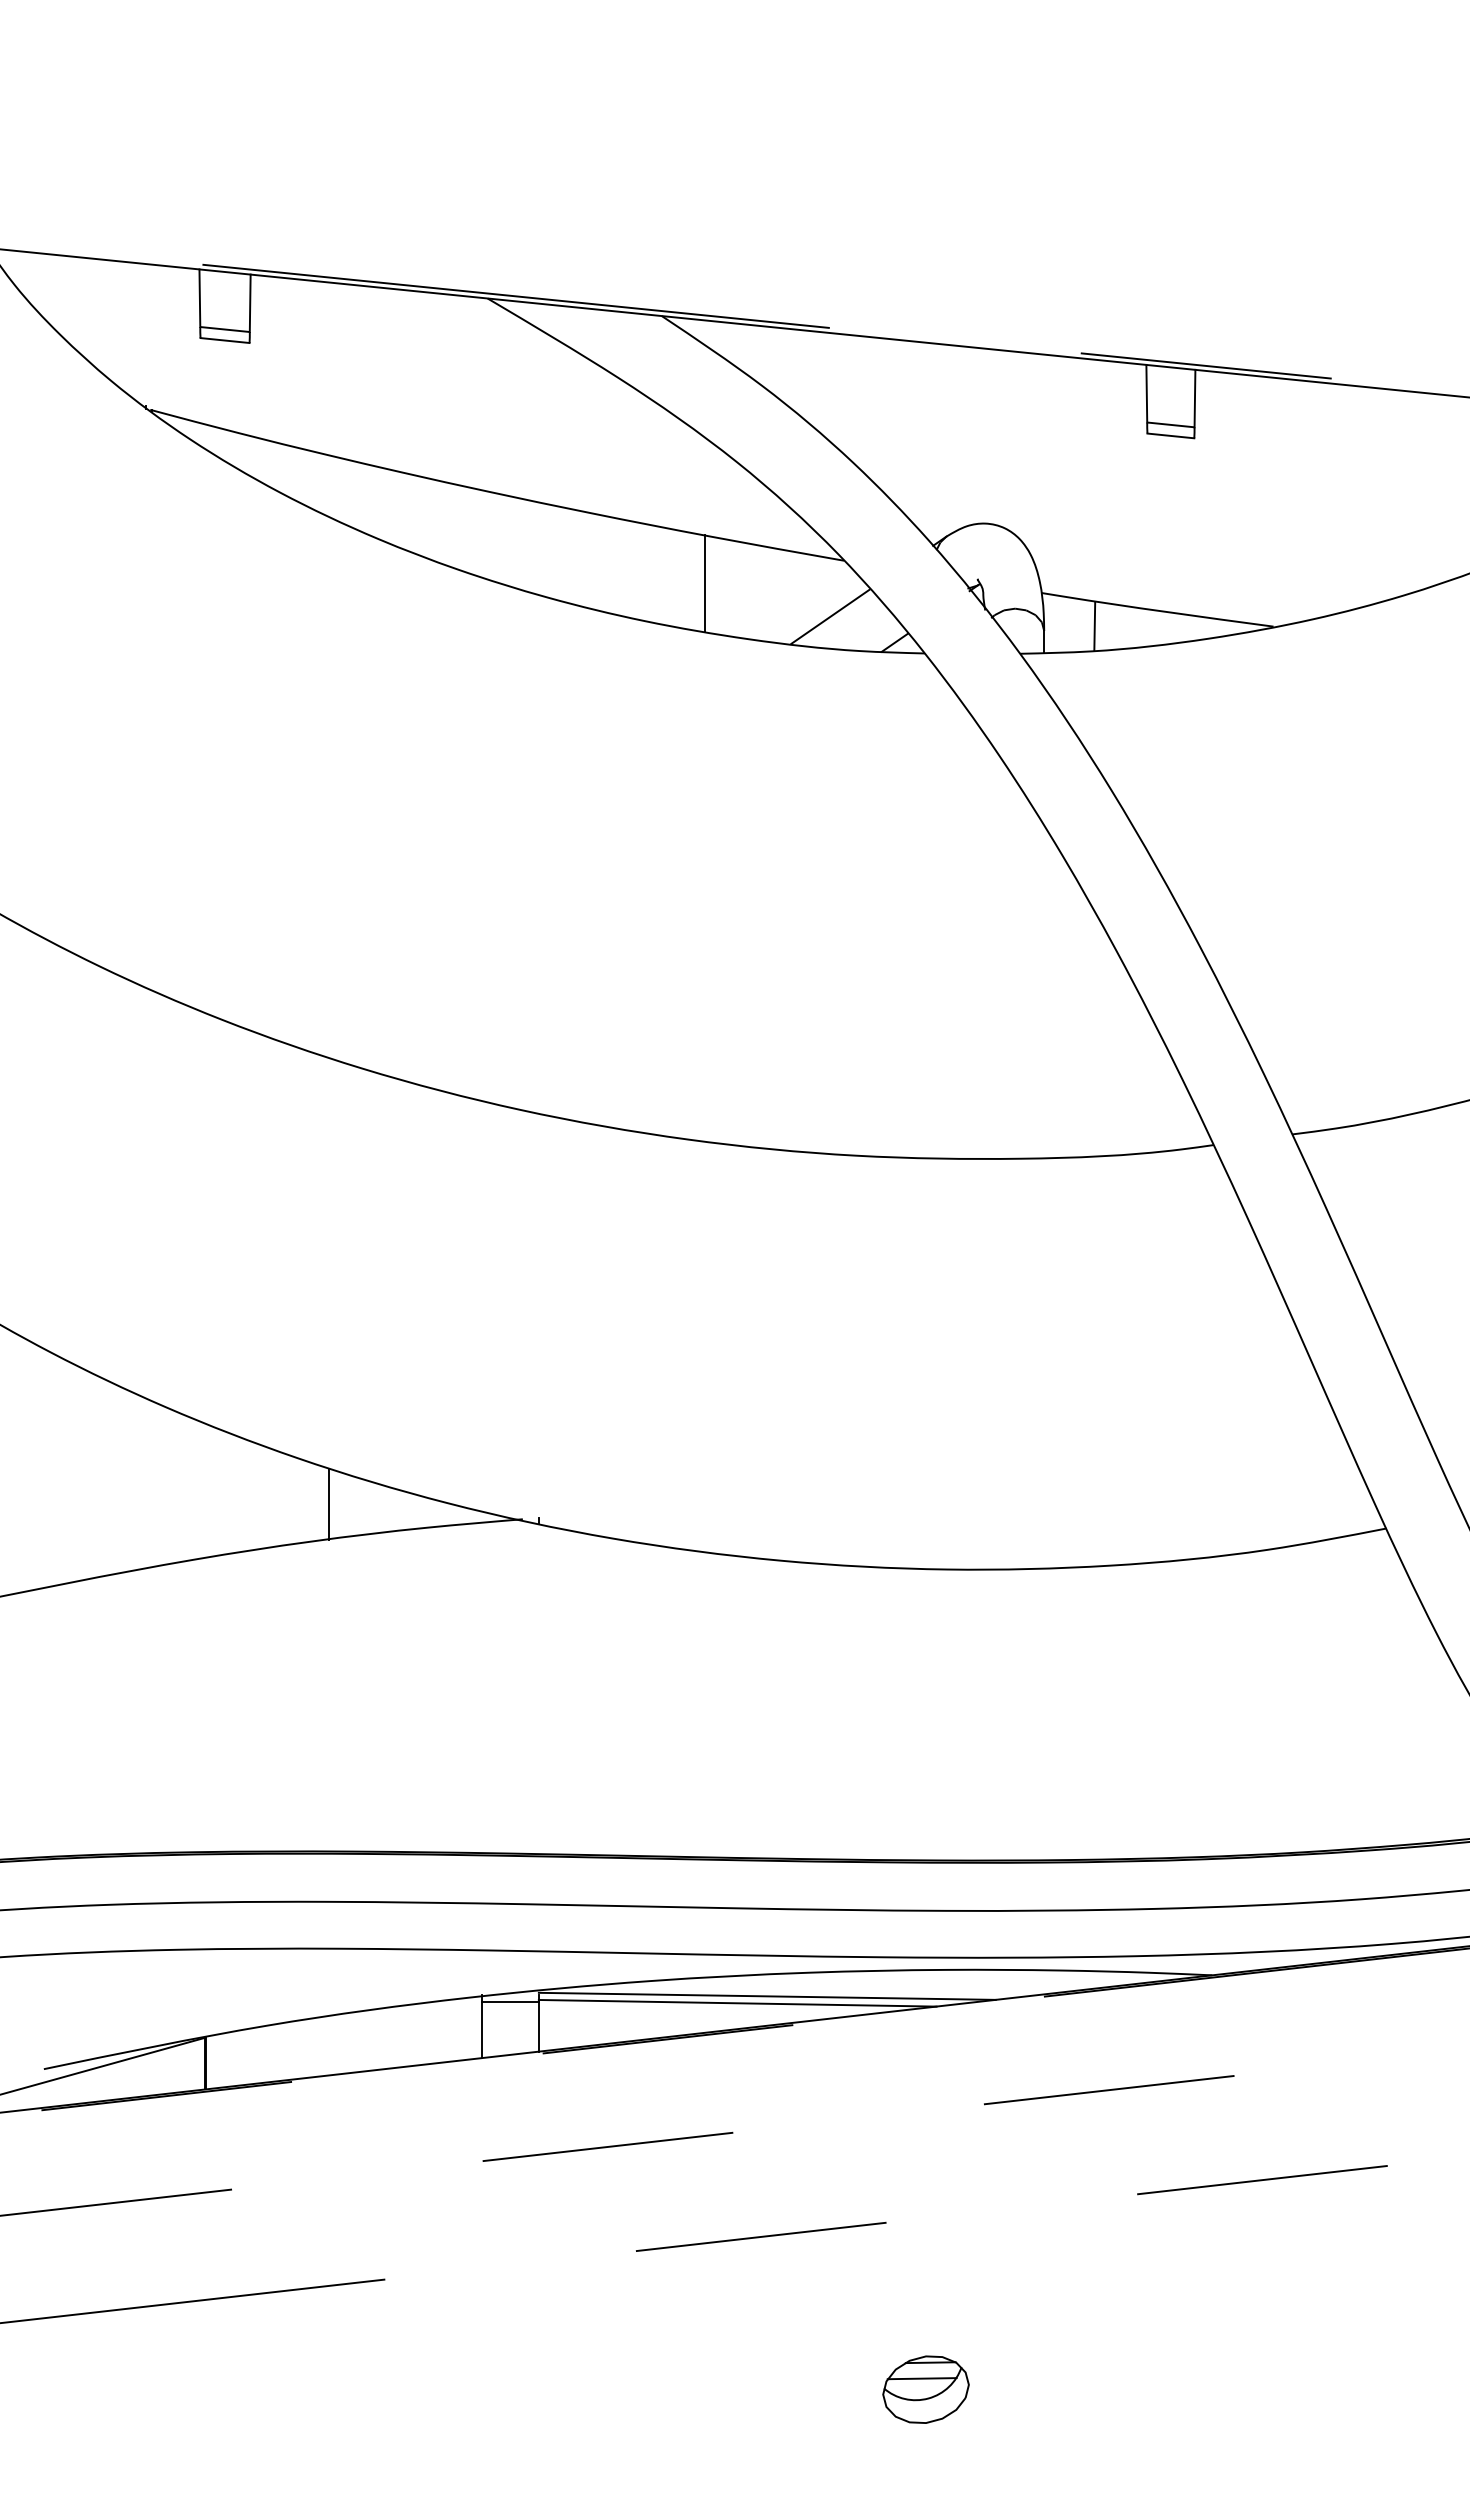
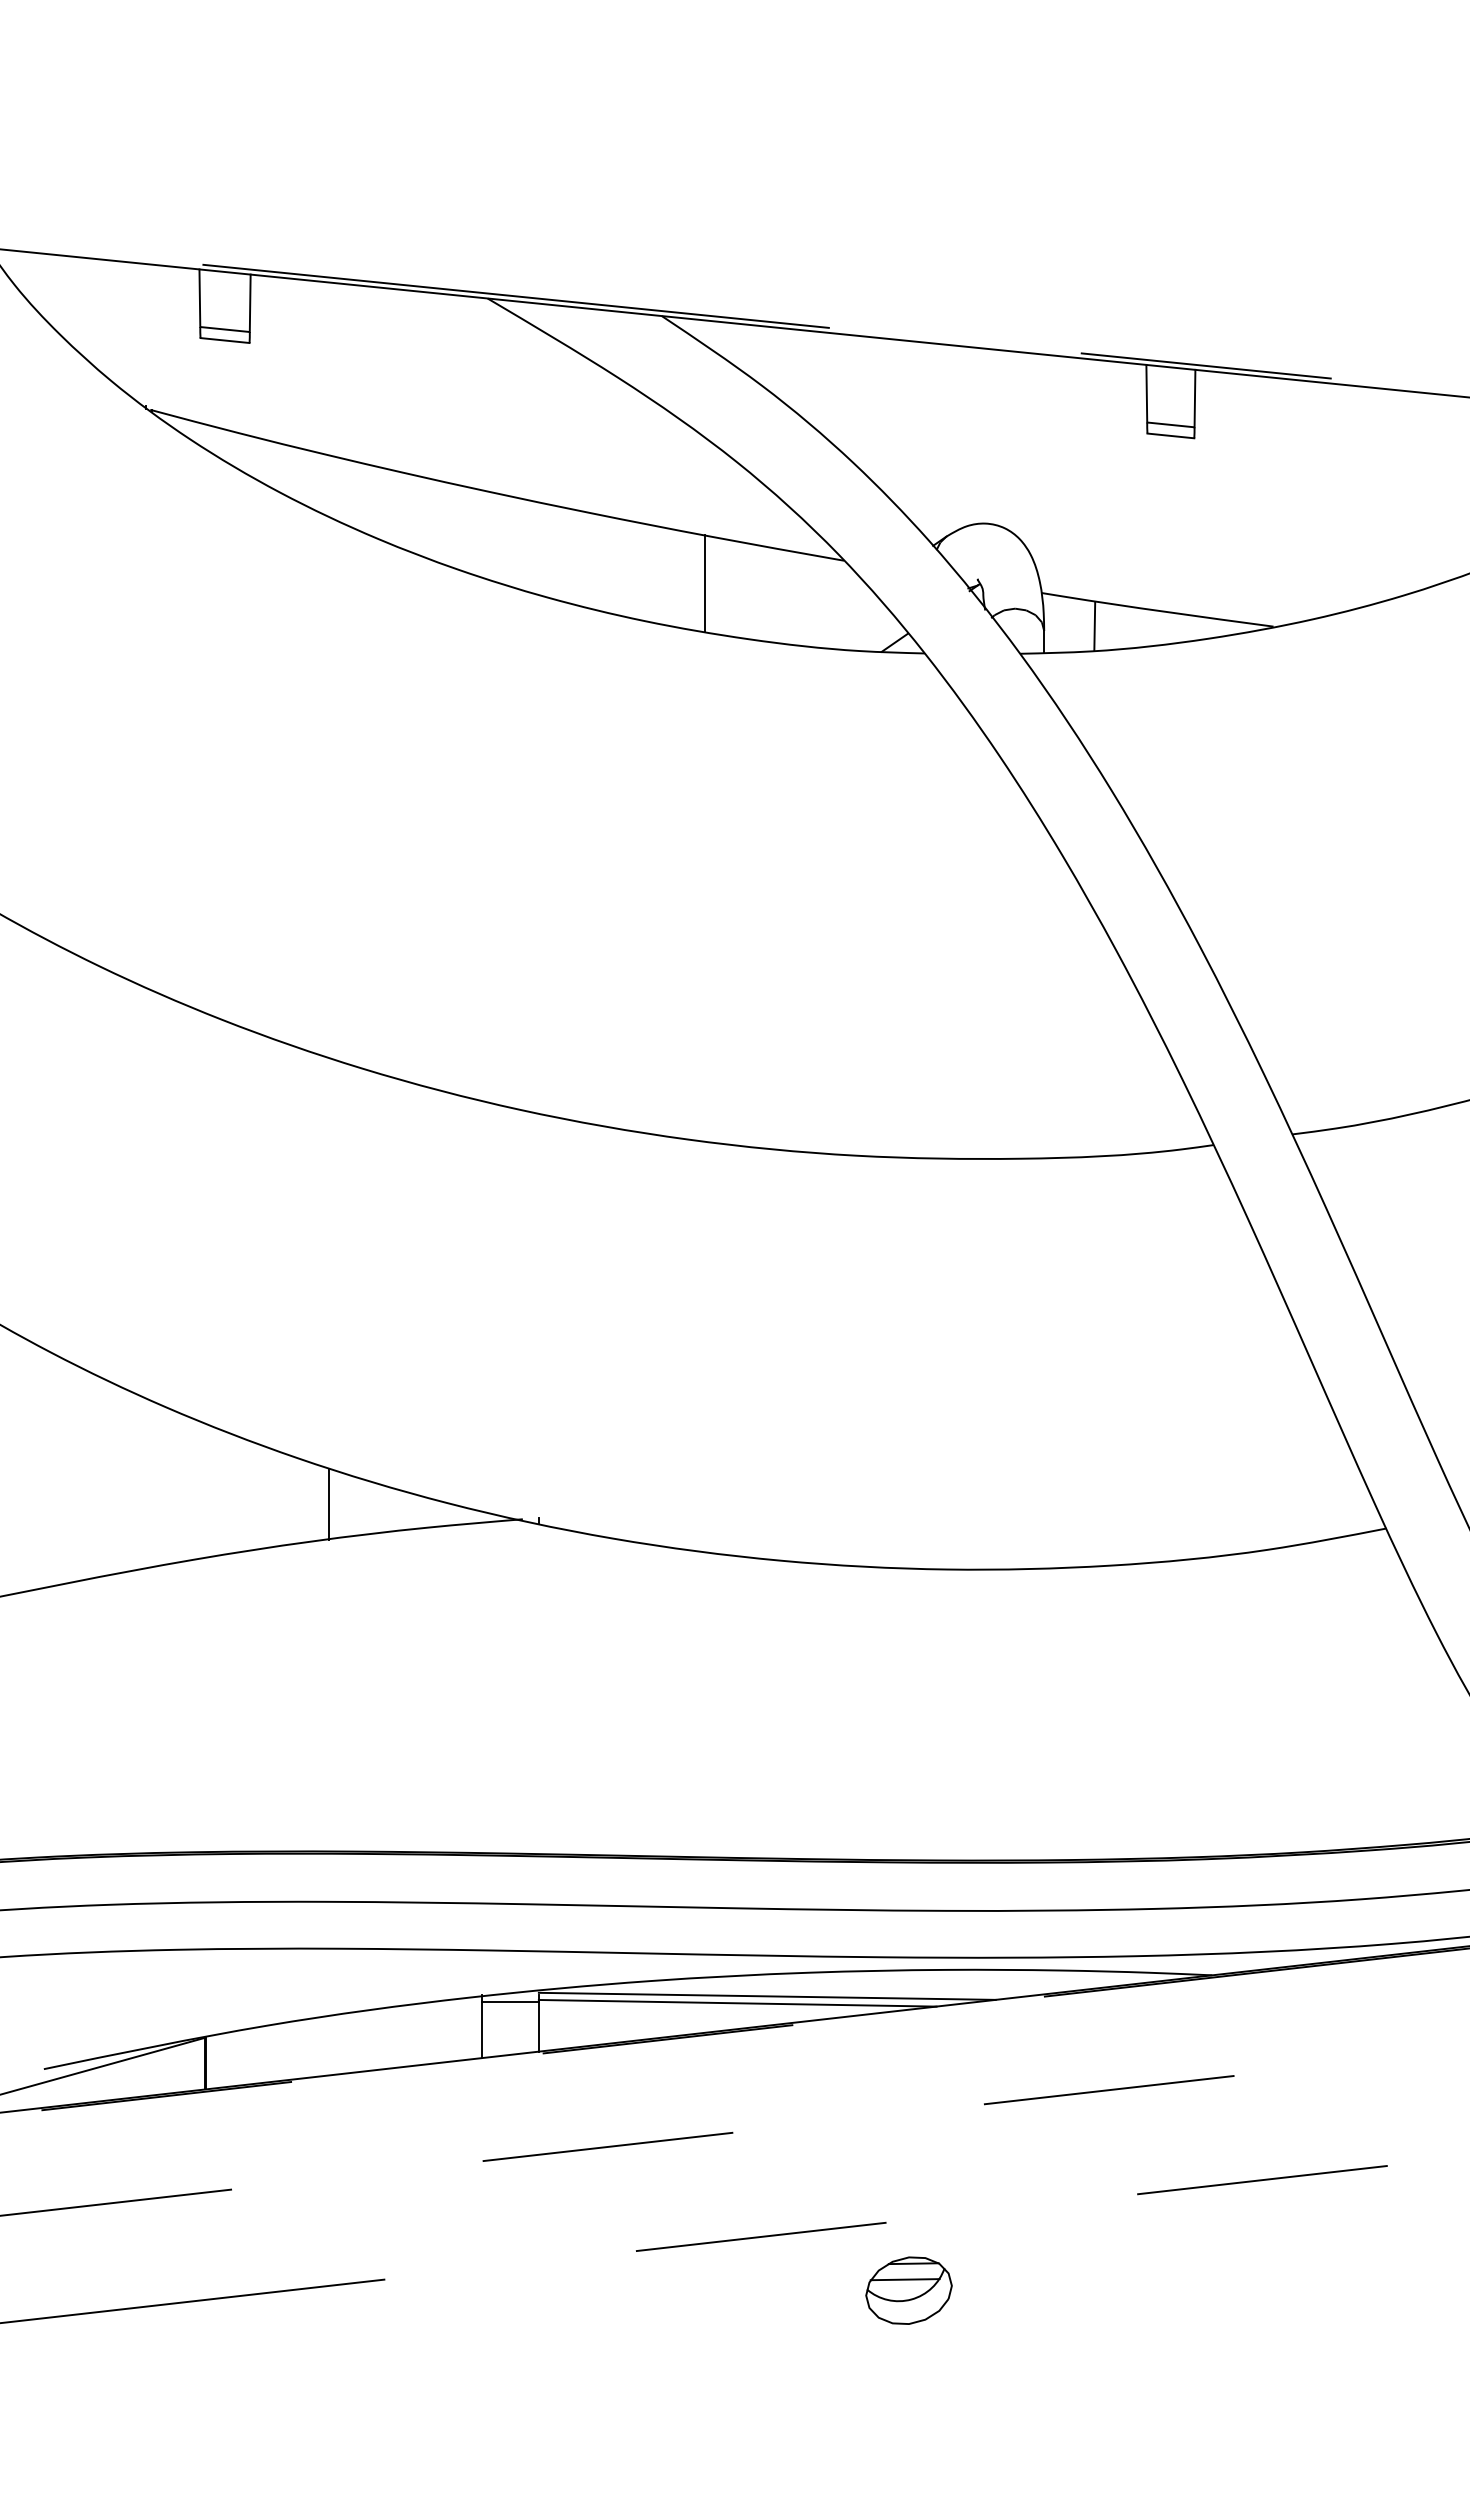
line: present -> none (830, 616)
part position: (925, 2389) -> (908, 2290) (908, 2290)
